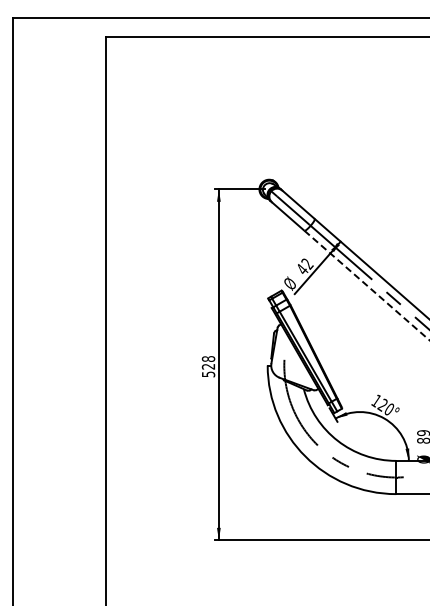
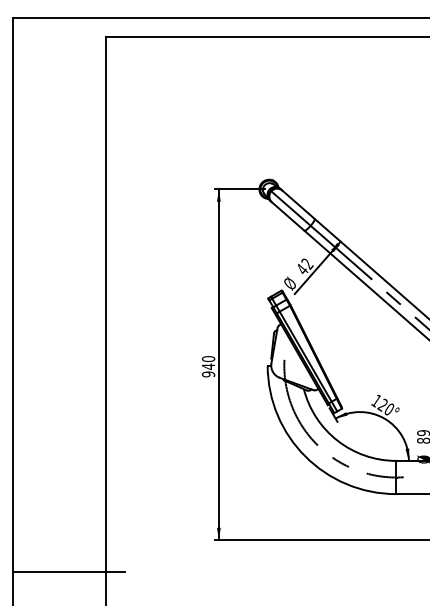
line: dashed -> solid (366, 285)
text: 528 -> 940 (208, 366)
line: none -> present (68, 572)
